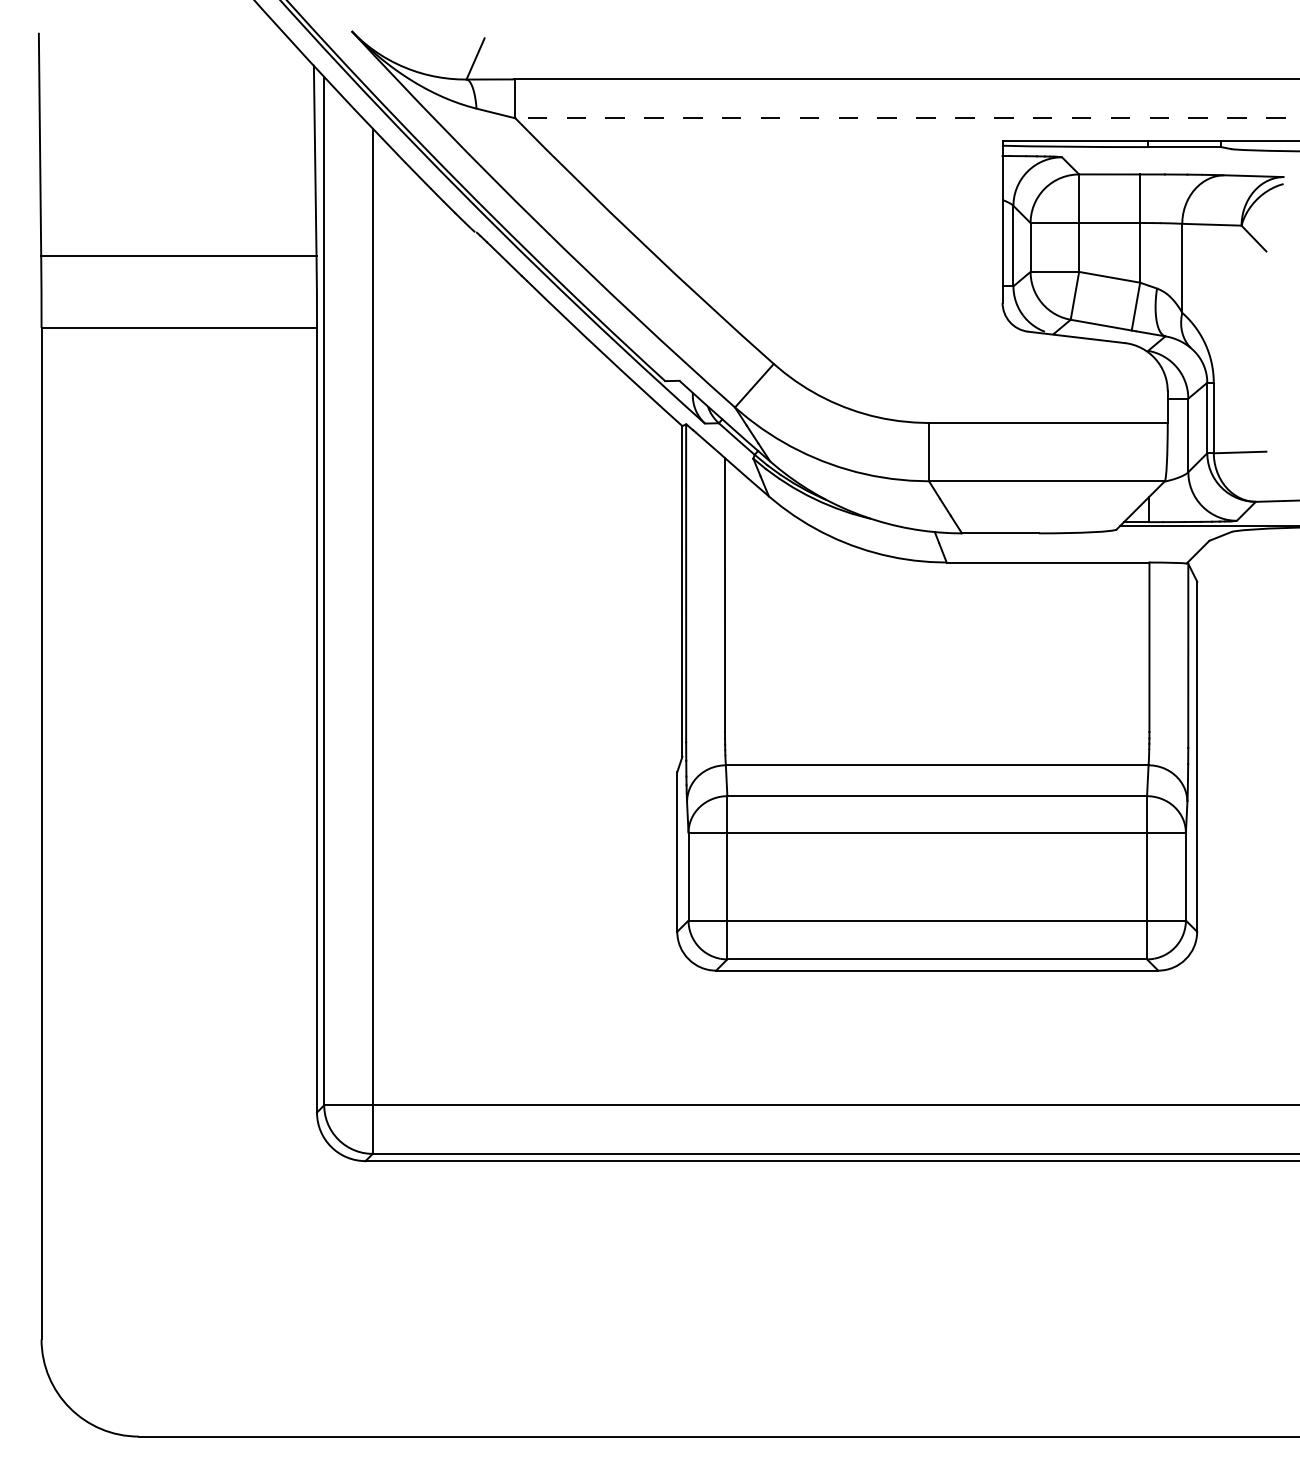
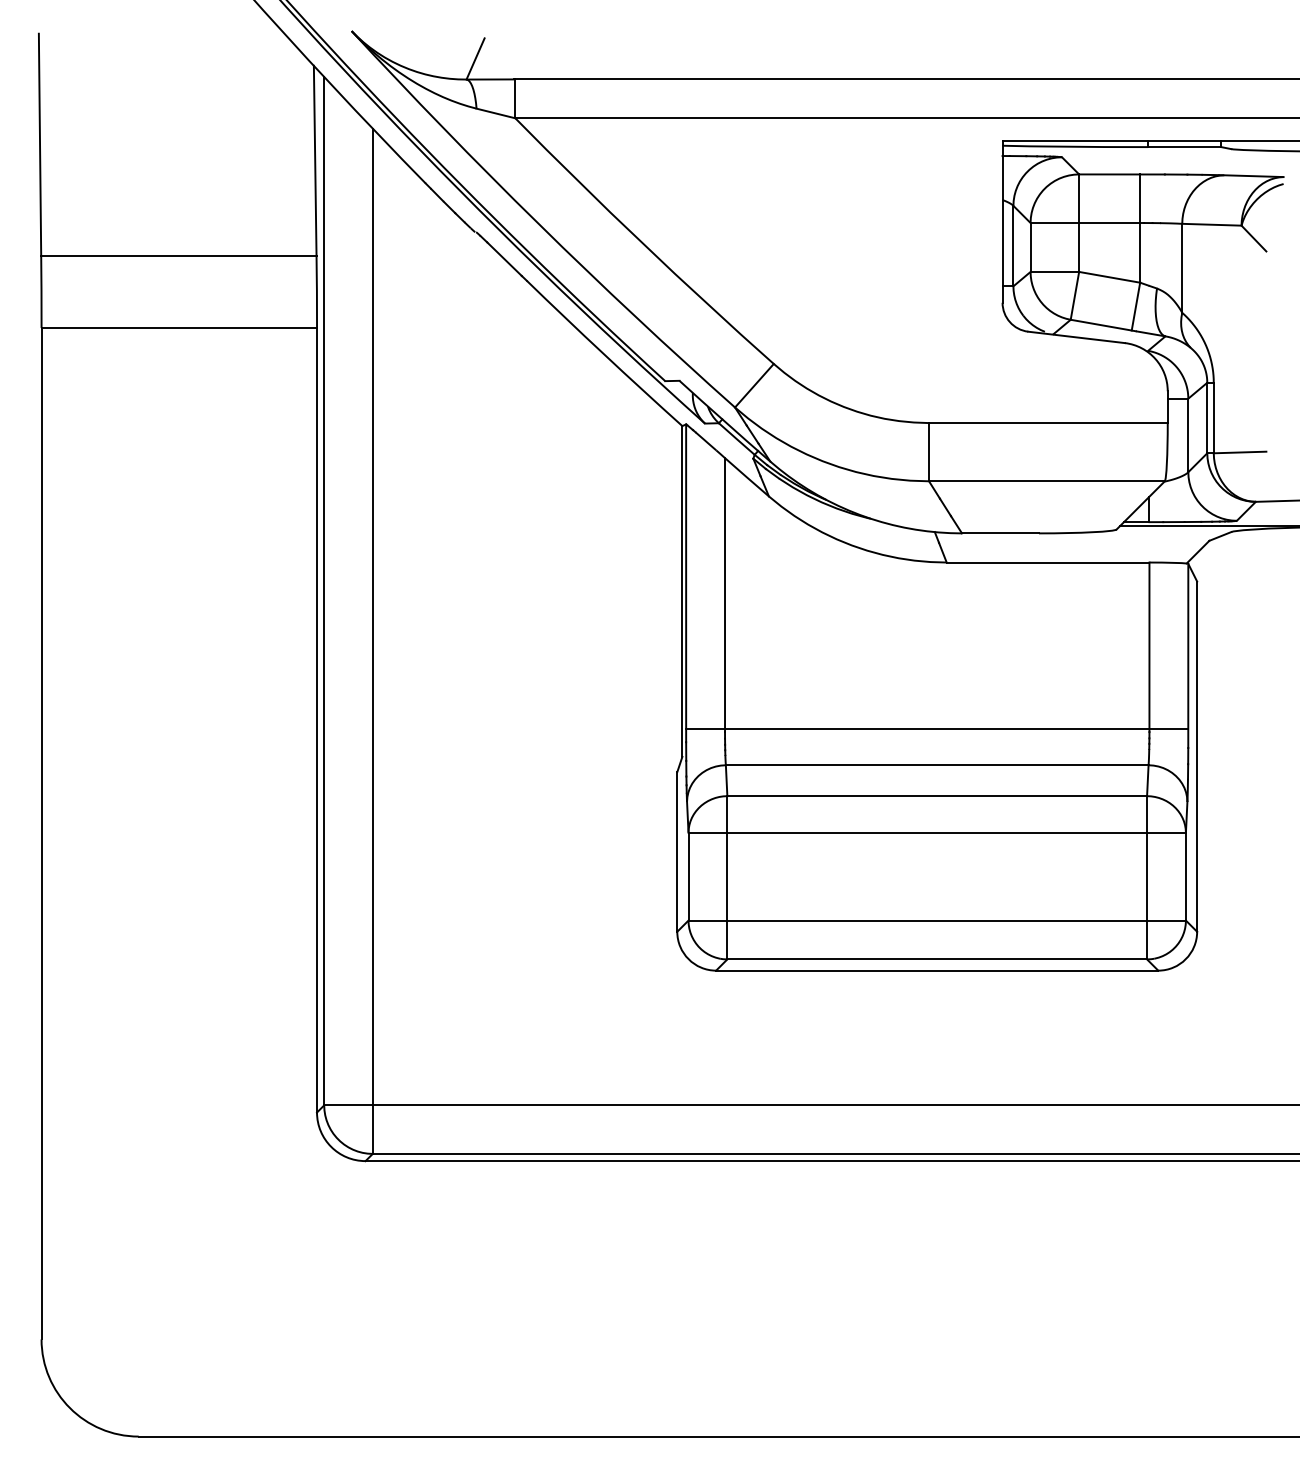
line: dashed -> solid (907, 118)
line: none -> present (937, 728)
